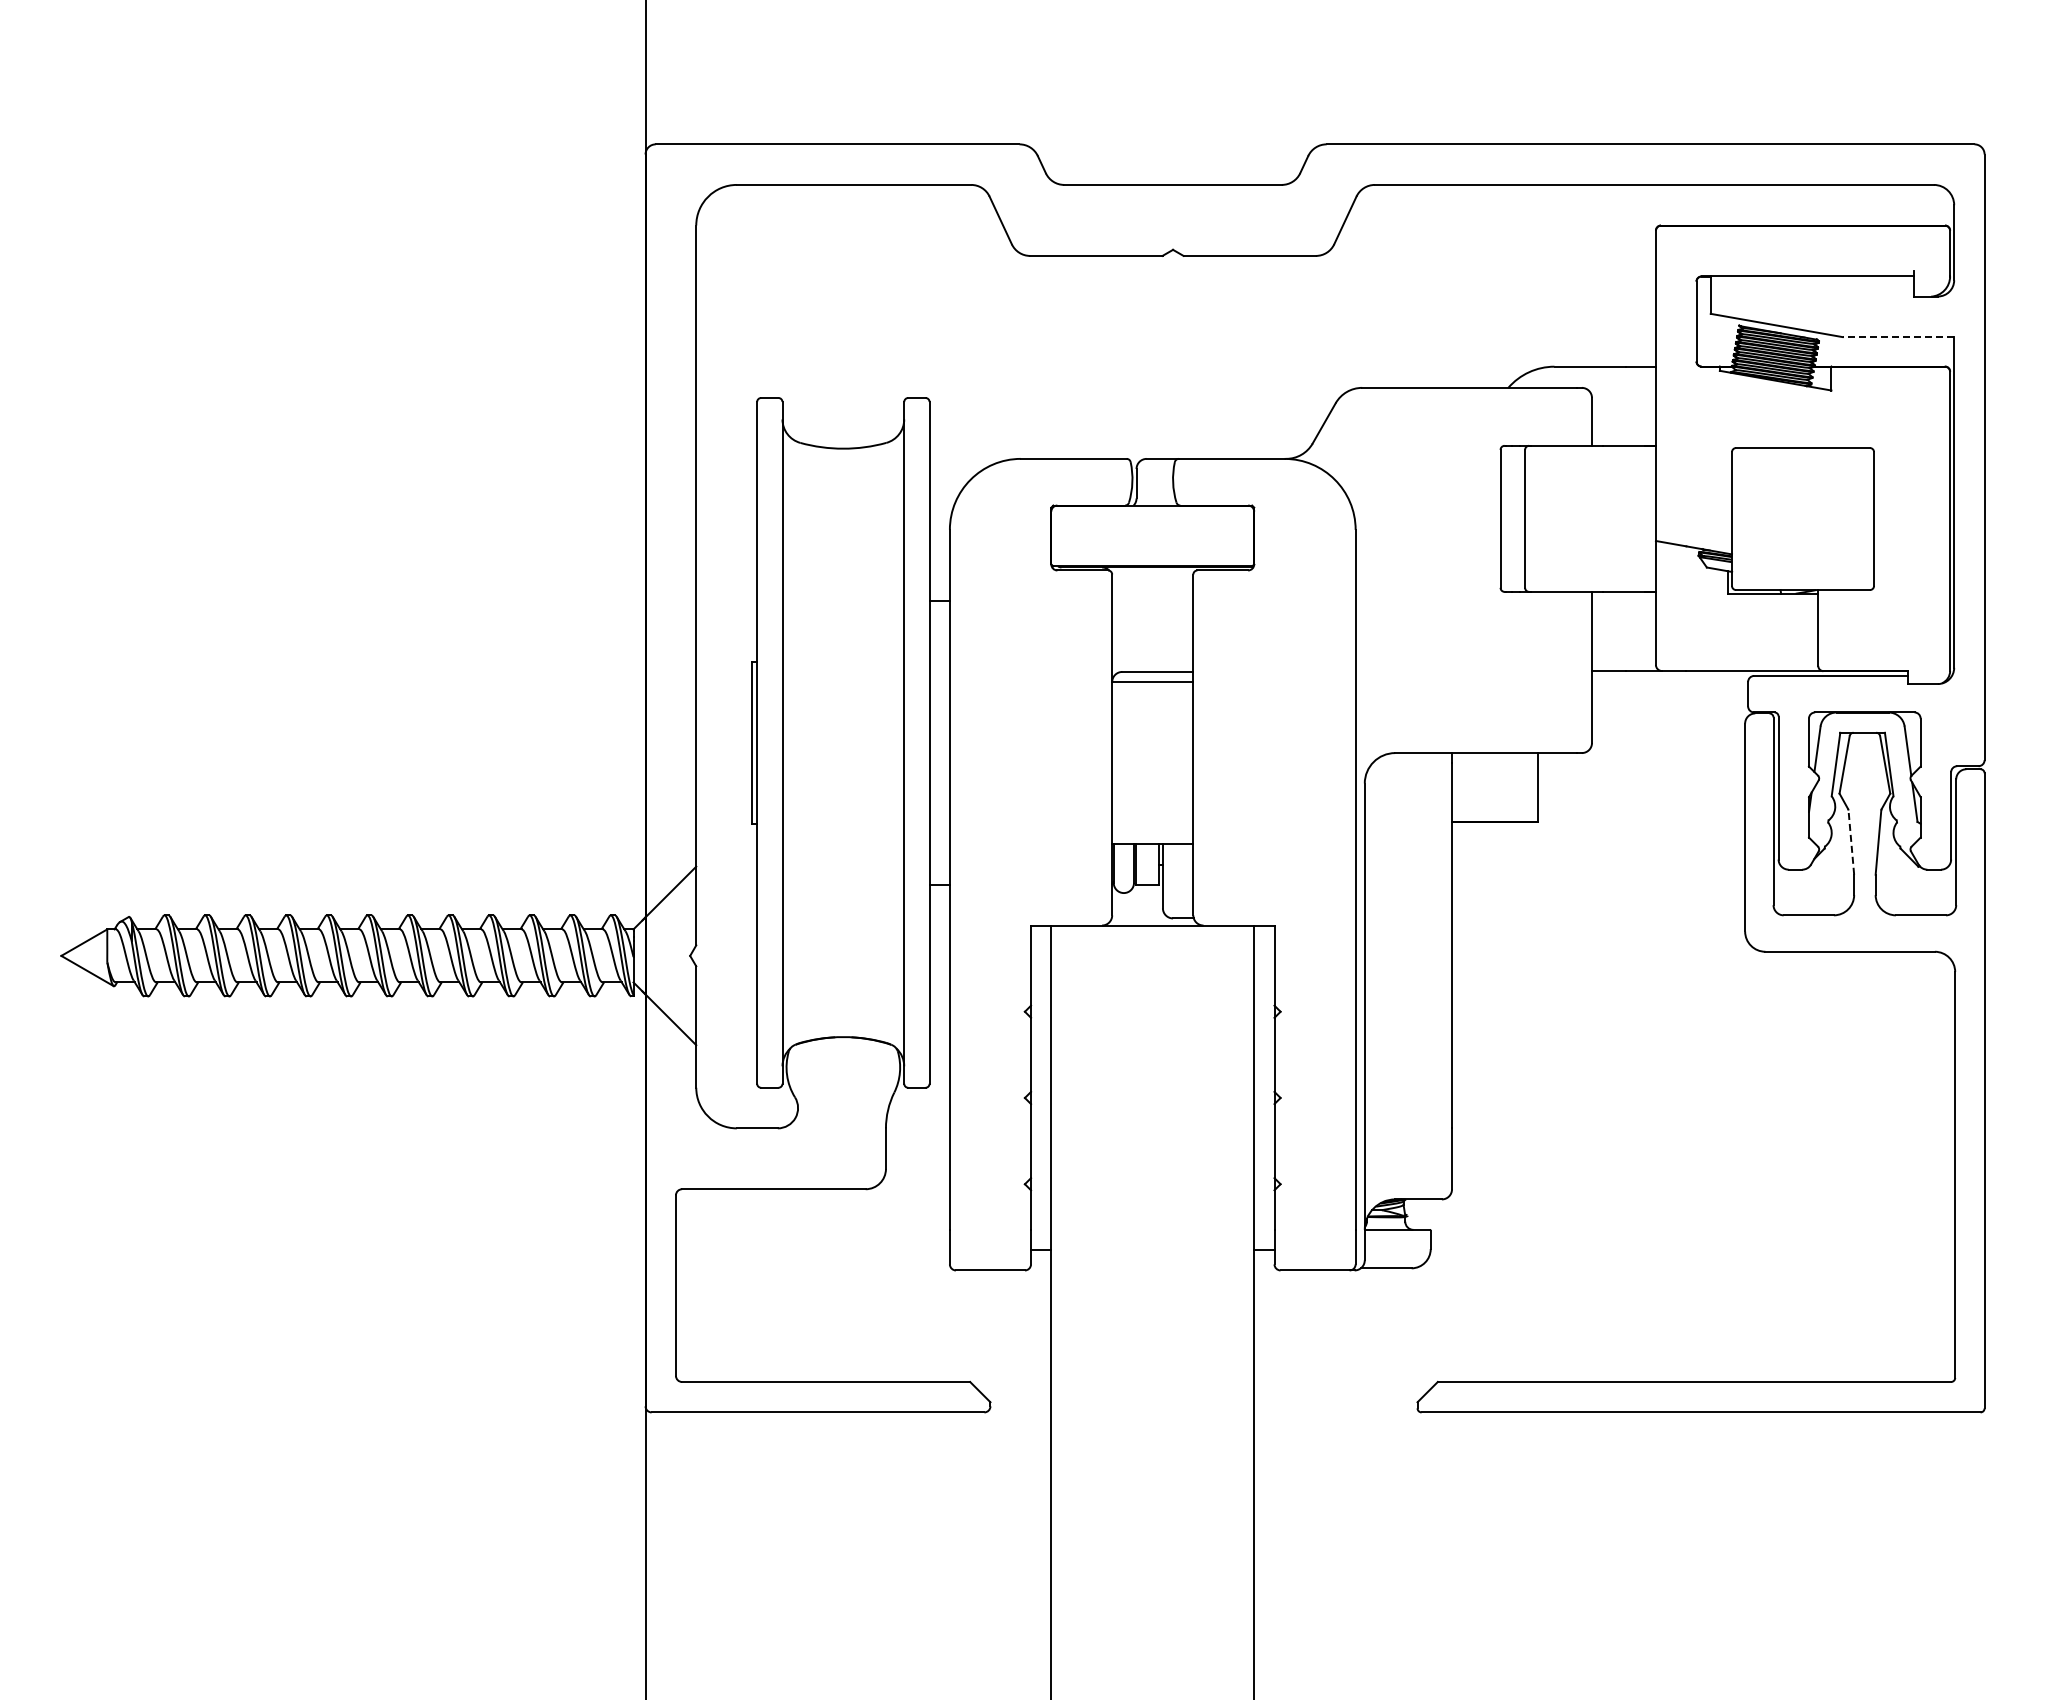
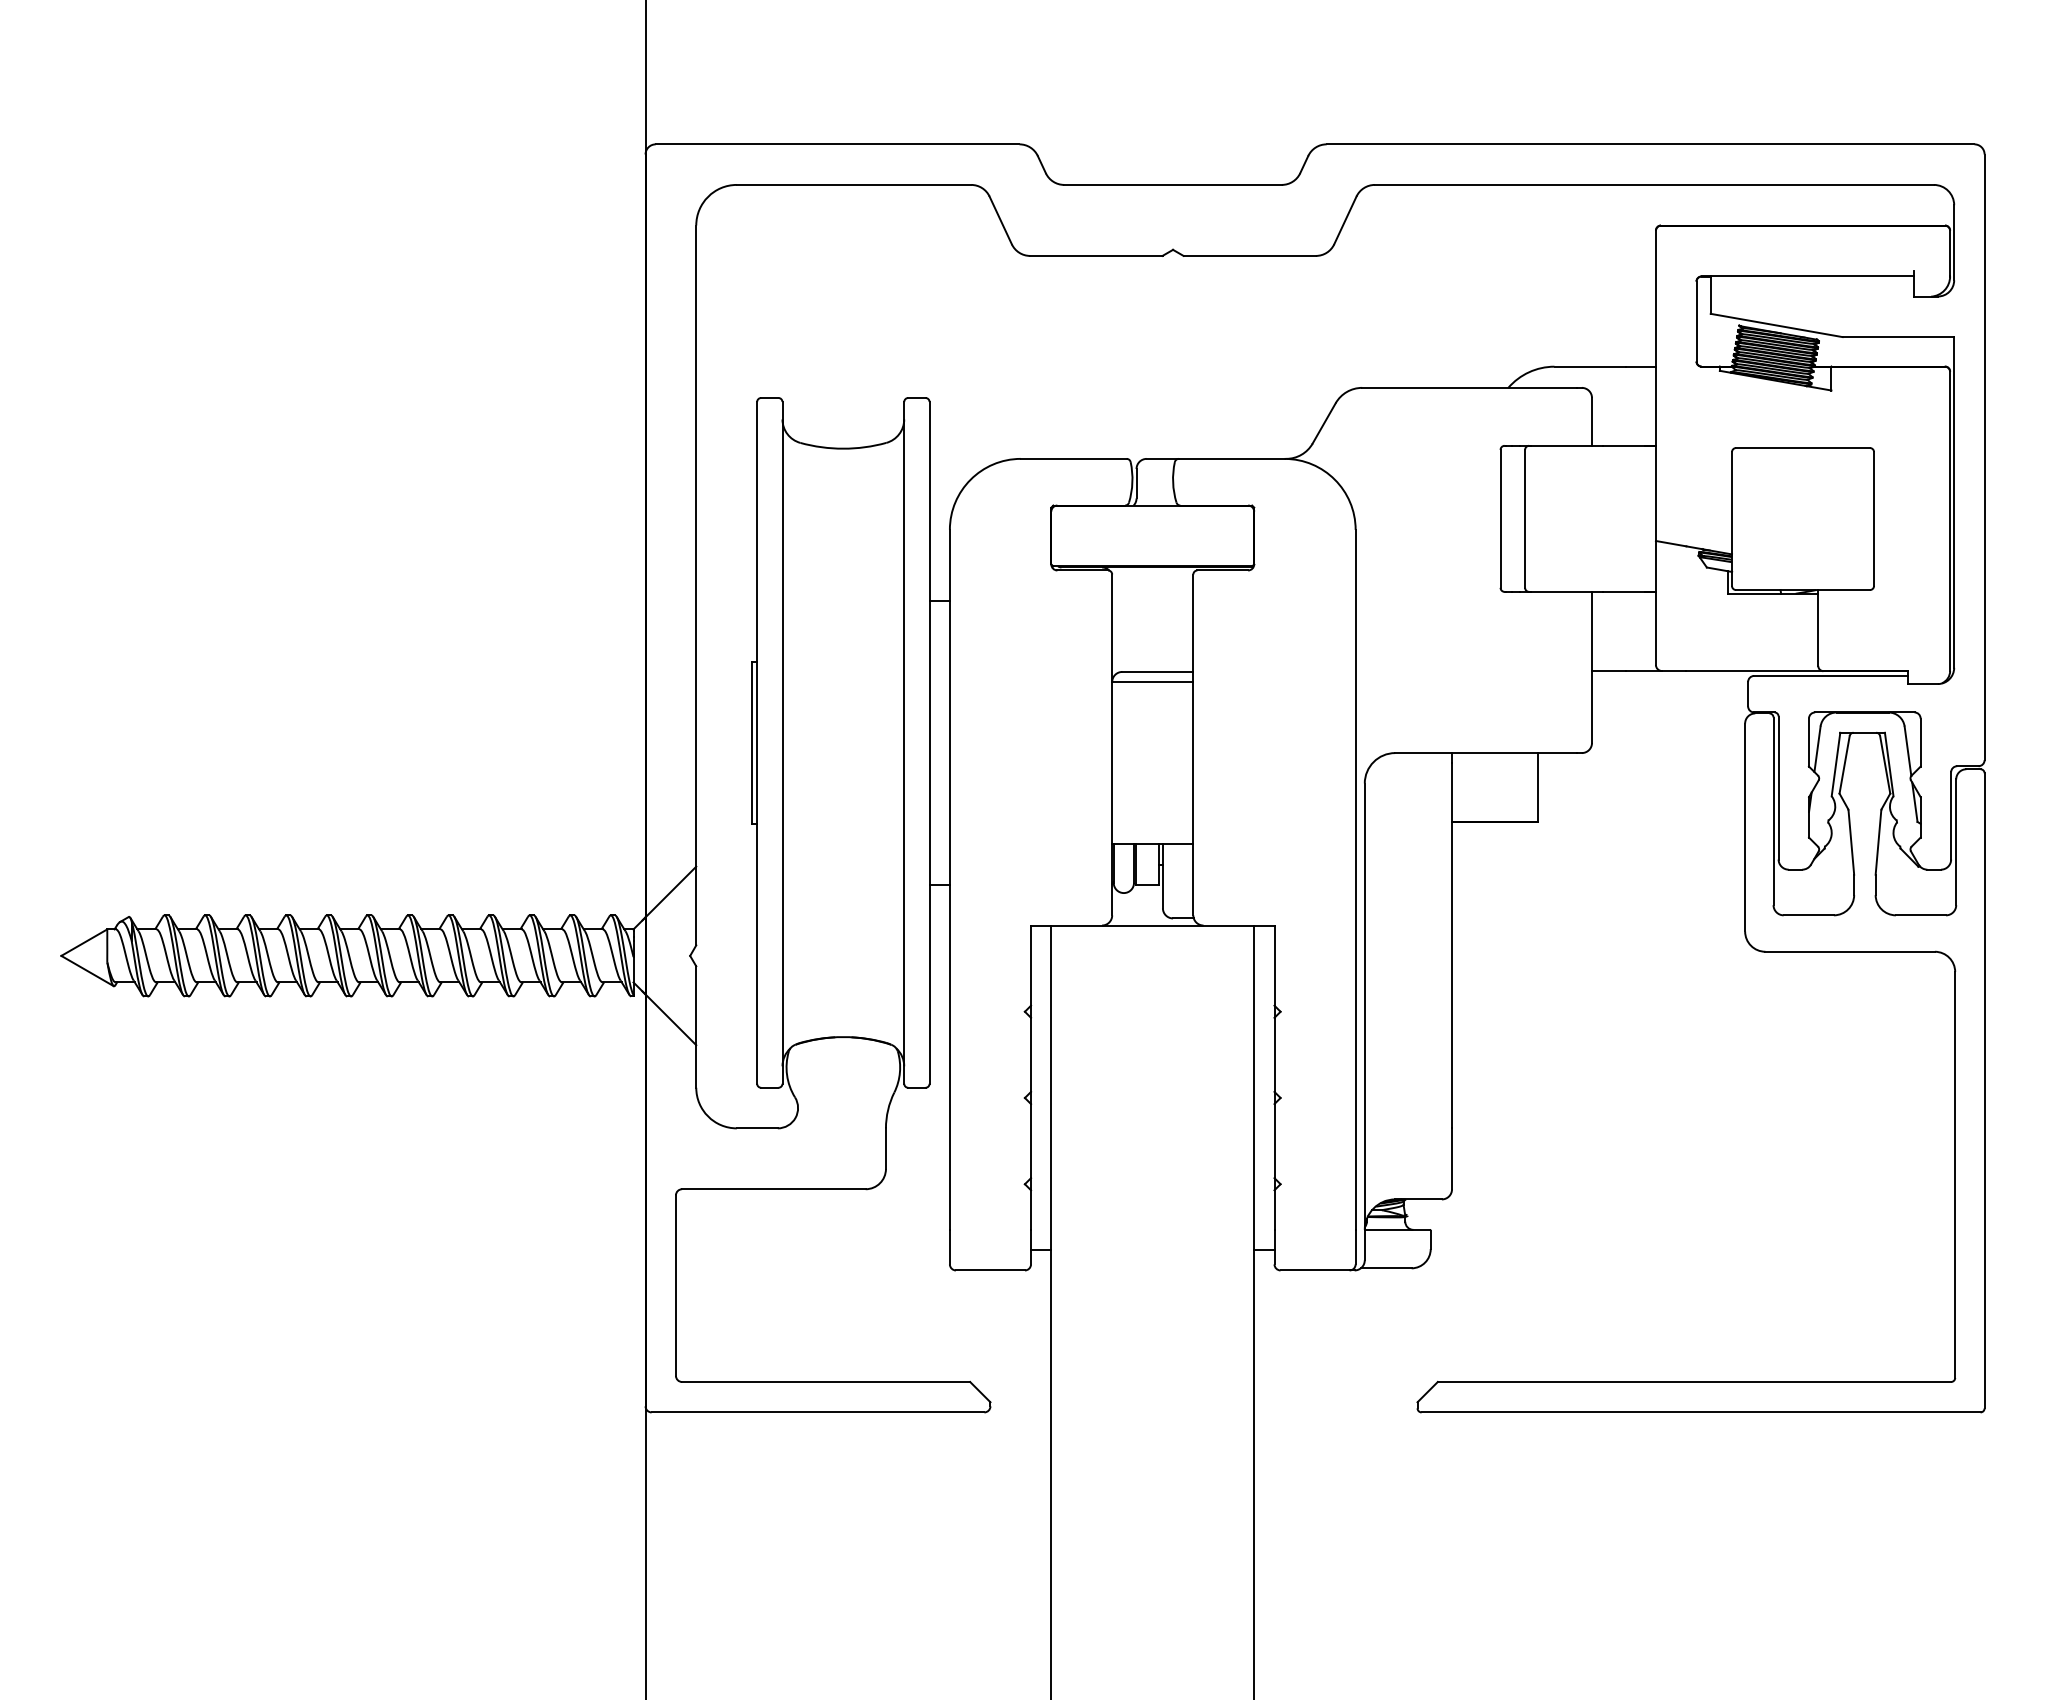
line: dashed -> solid (1898, 337)
line: dashed -> solid (1851, 842)
